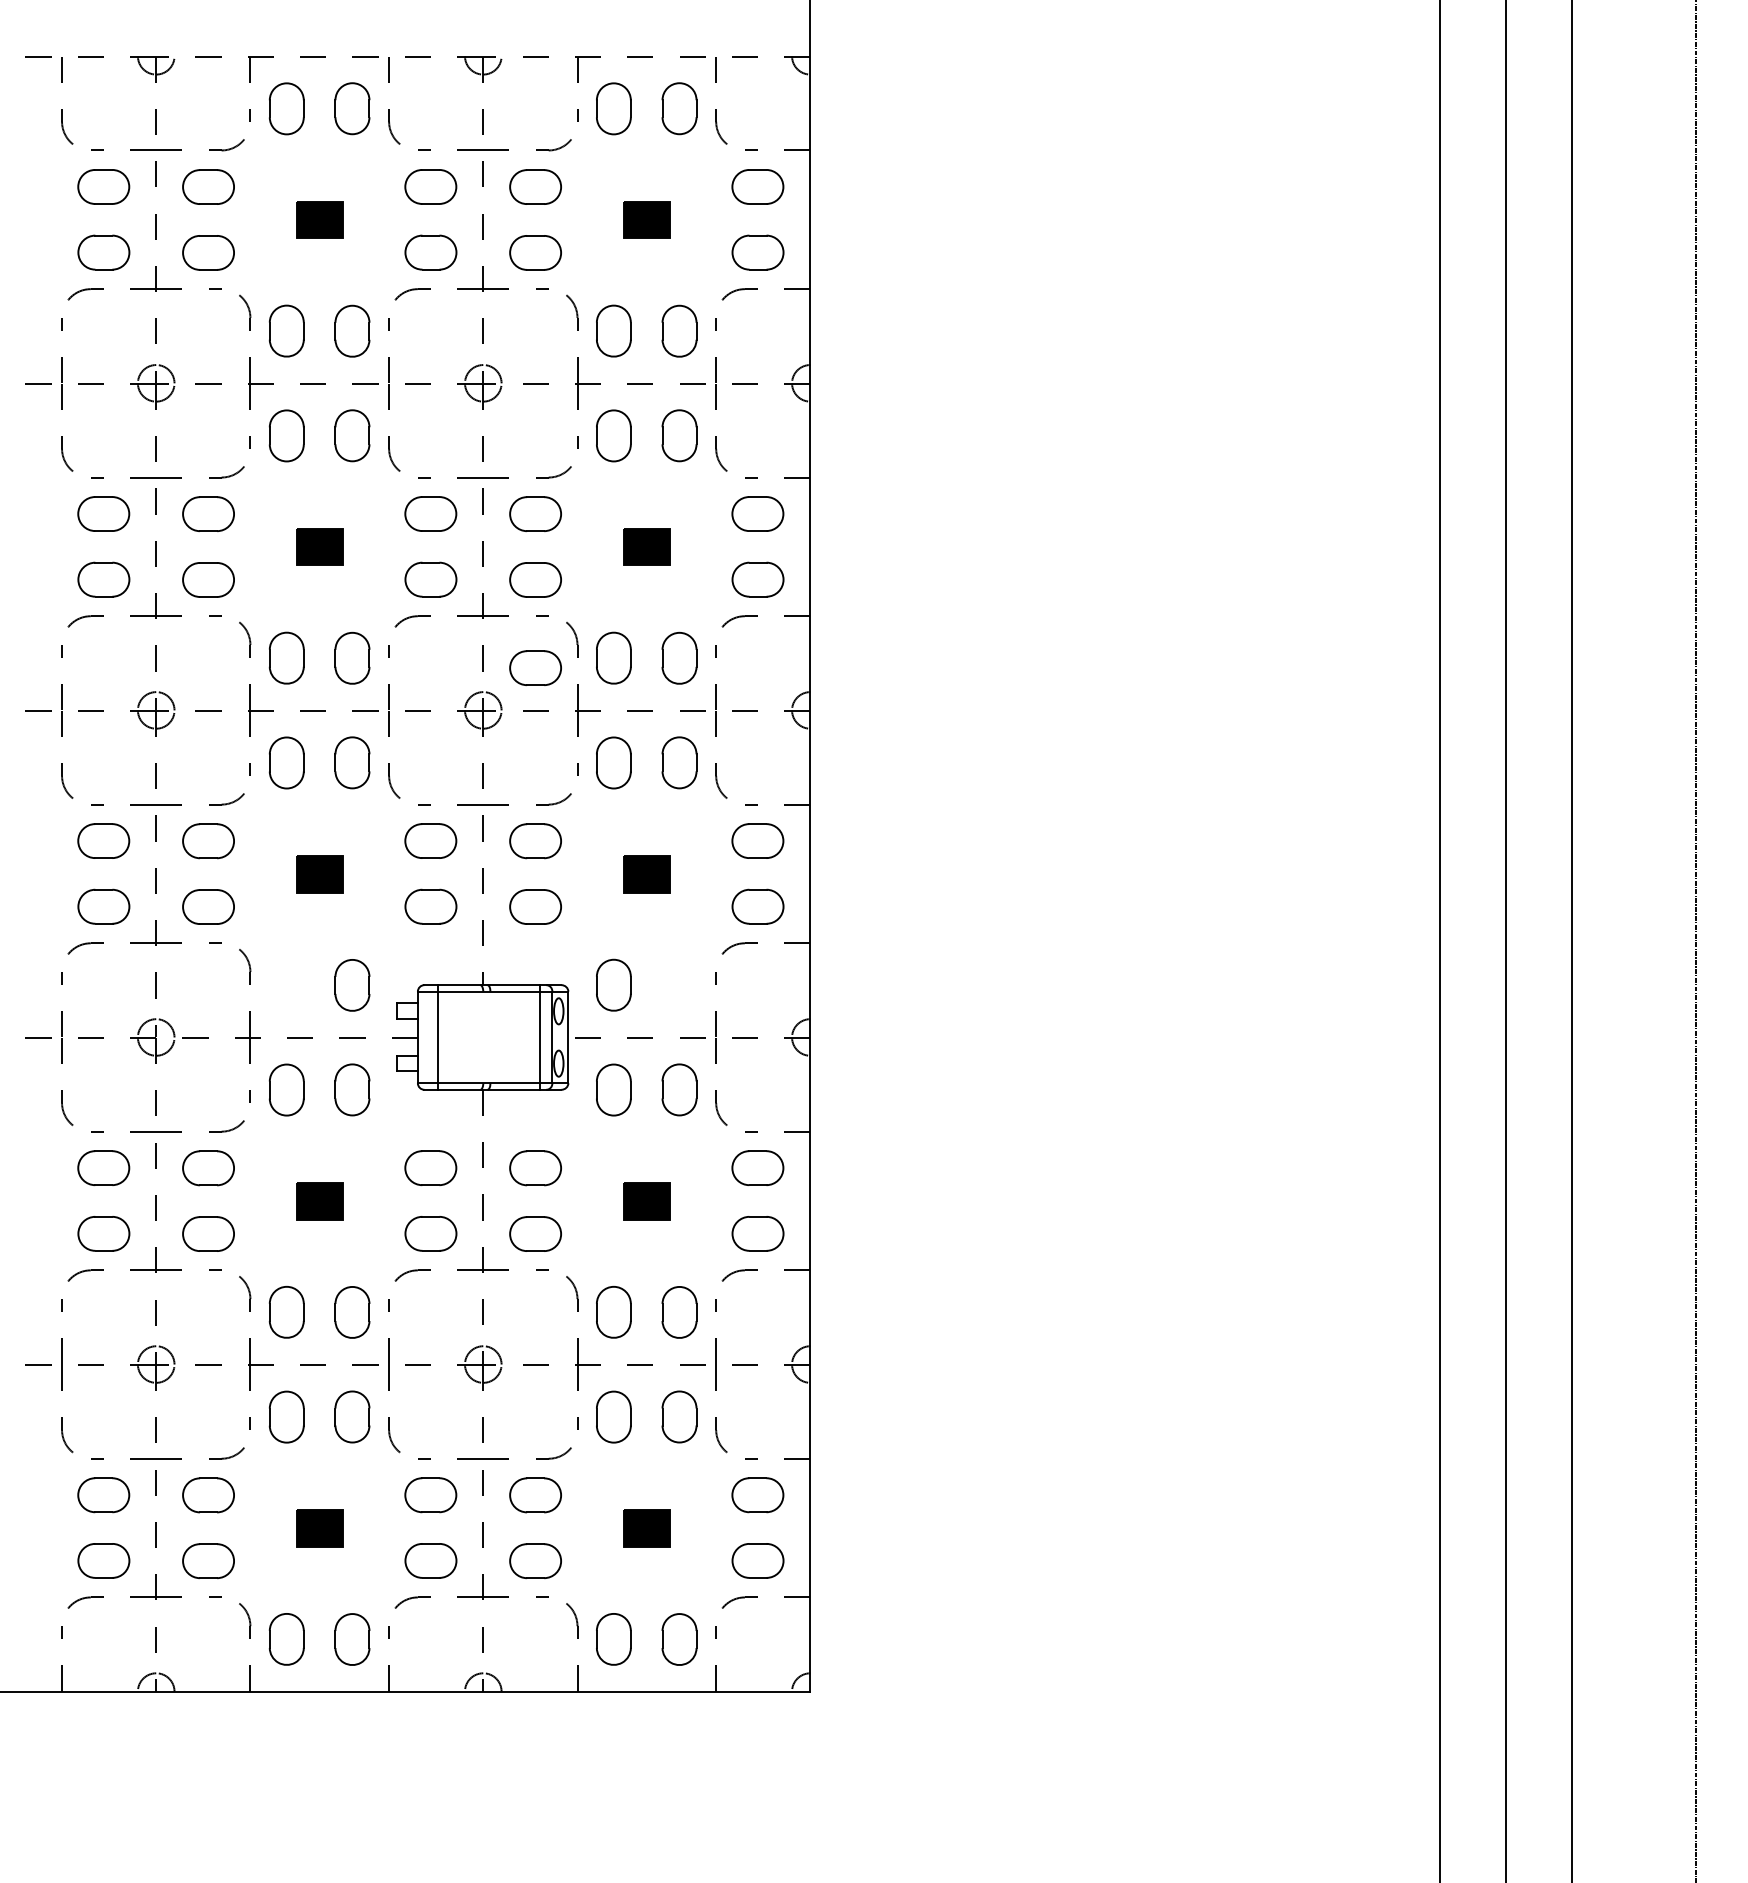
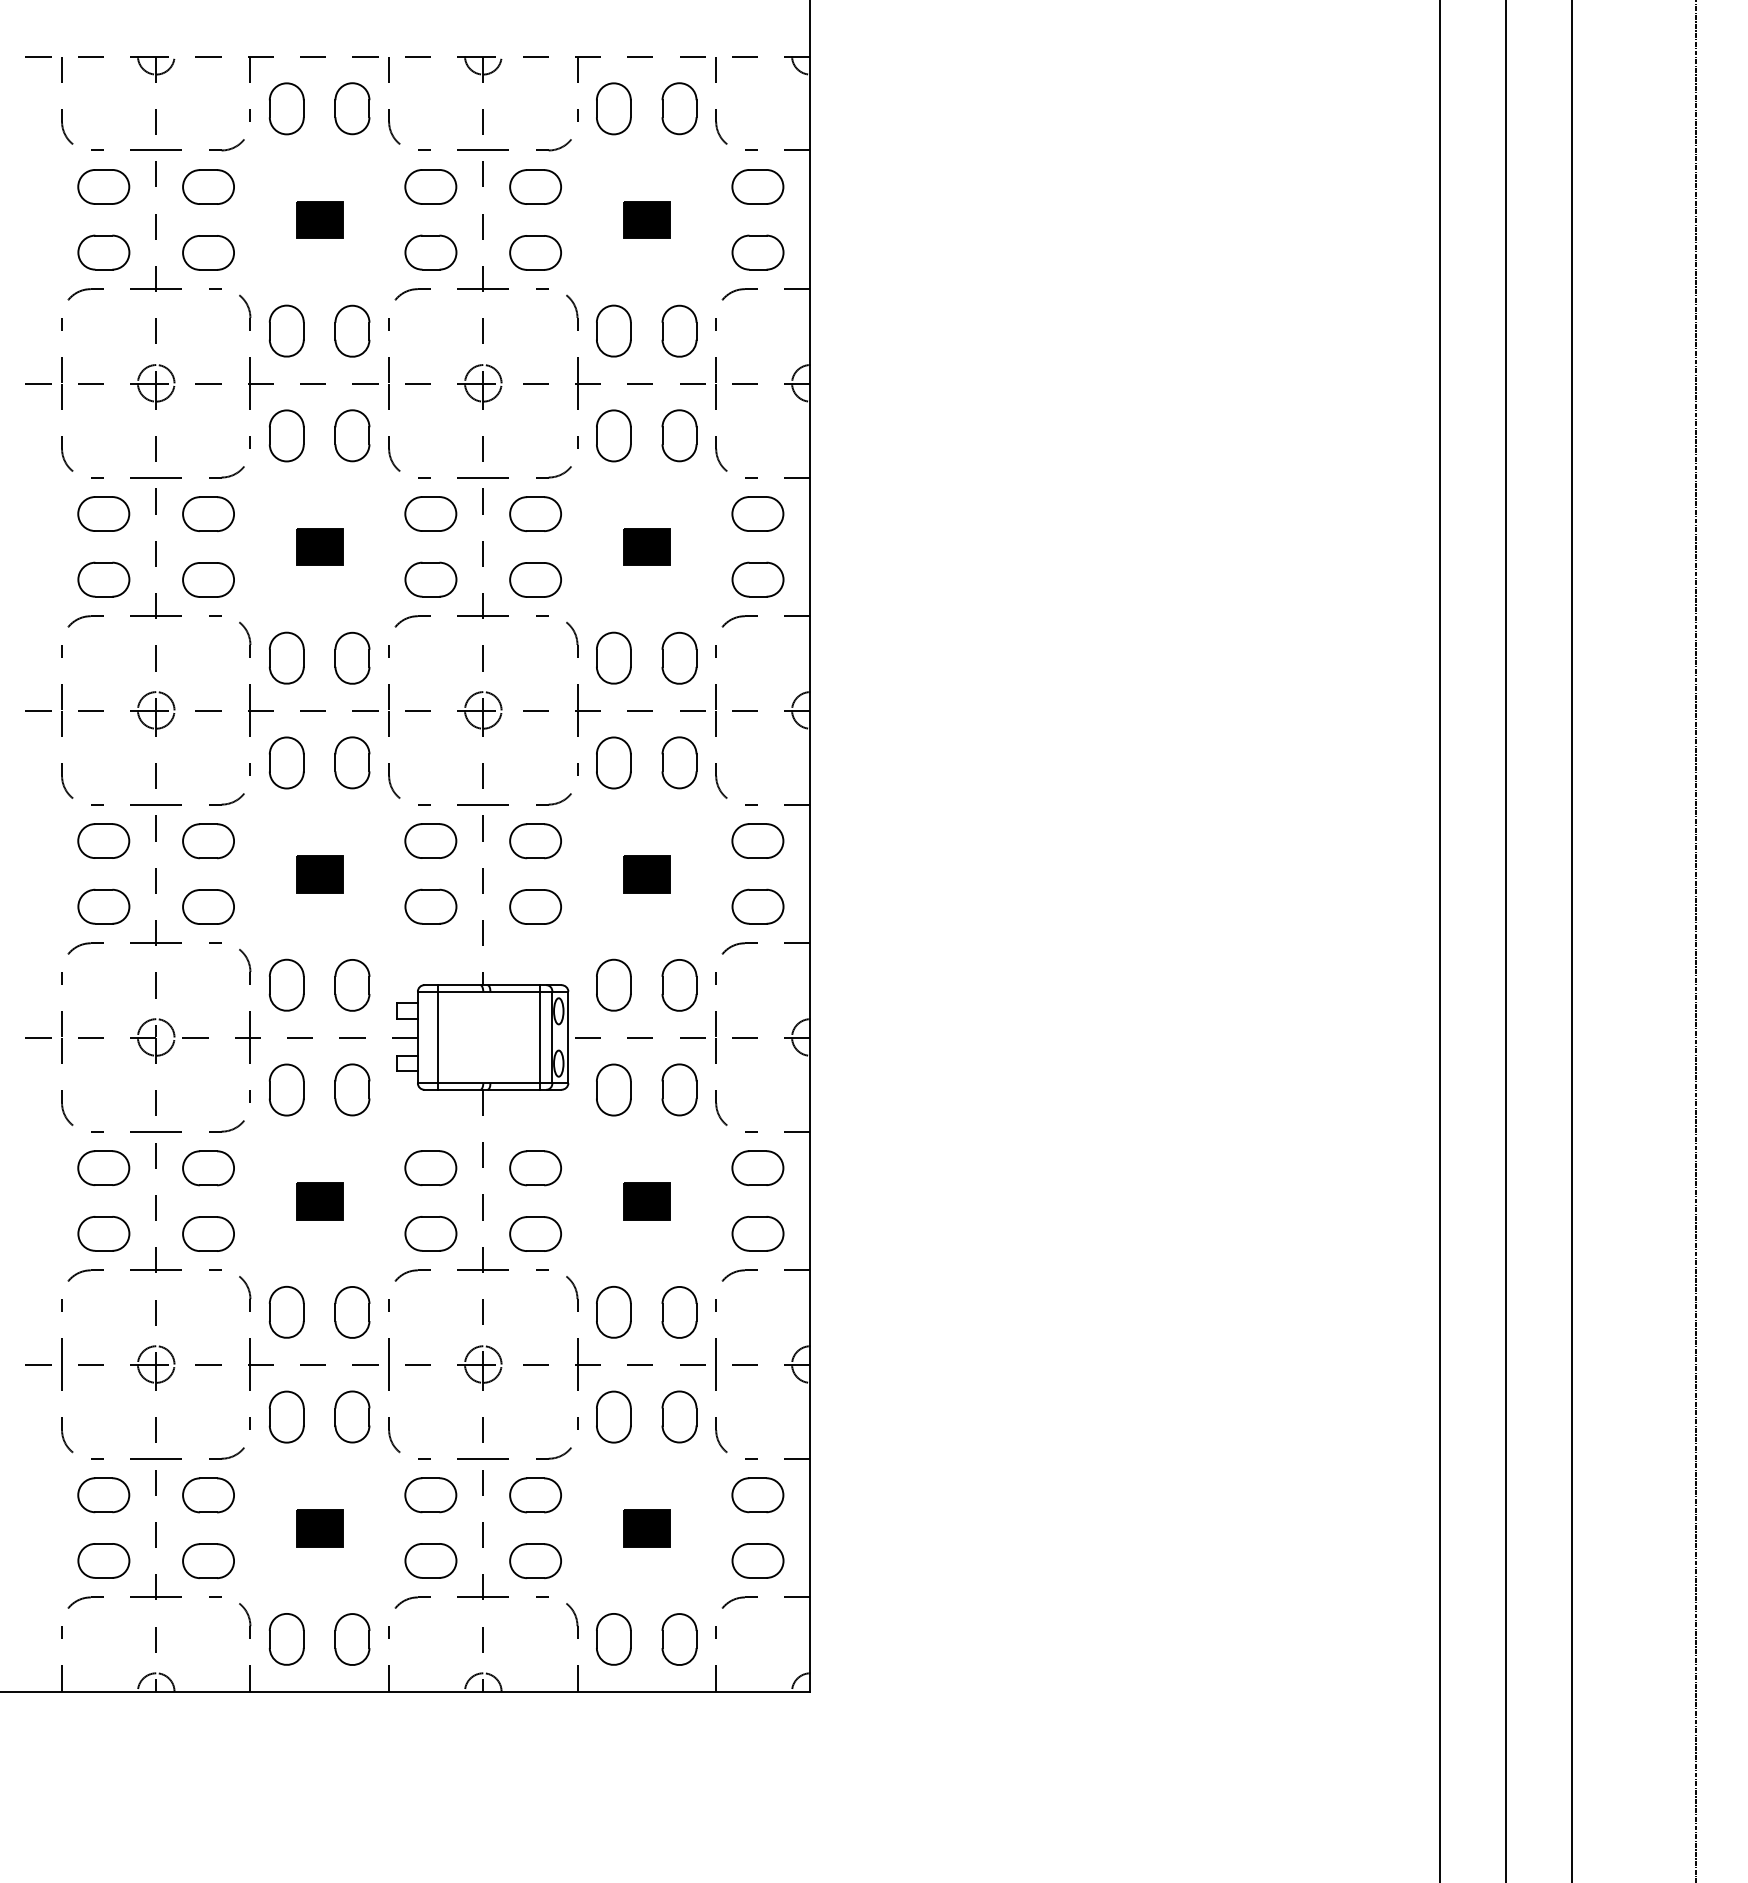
part: present -> none (535, 667)
part: none -> present (286, 984)
part: none -> present (679, 985)
